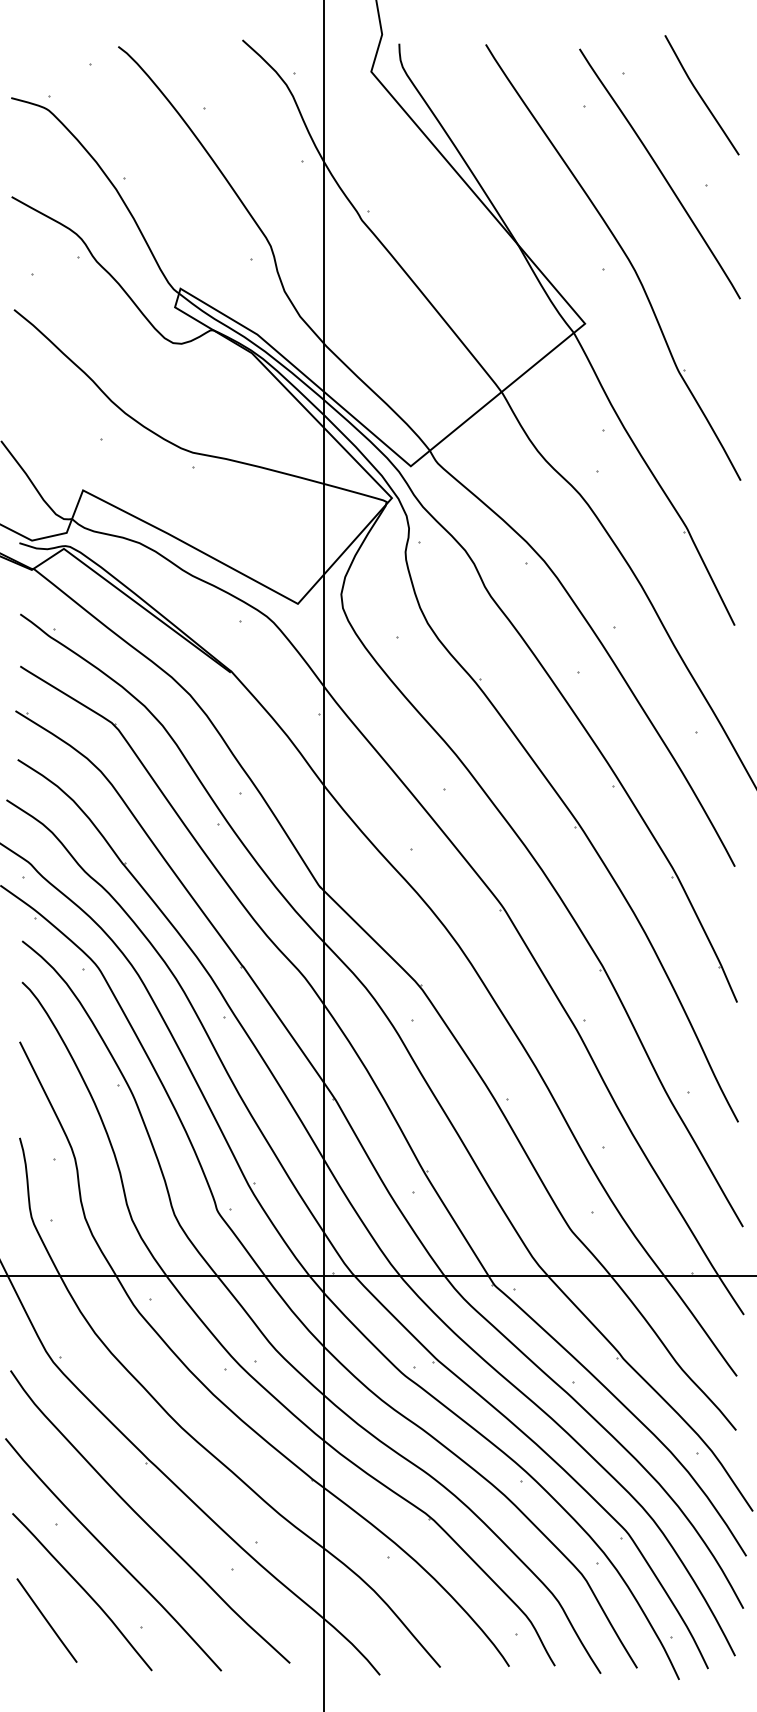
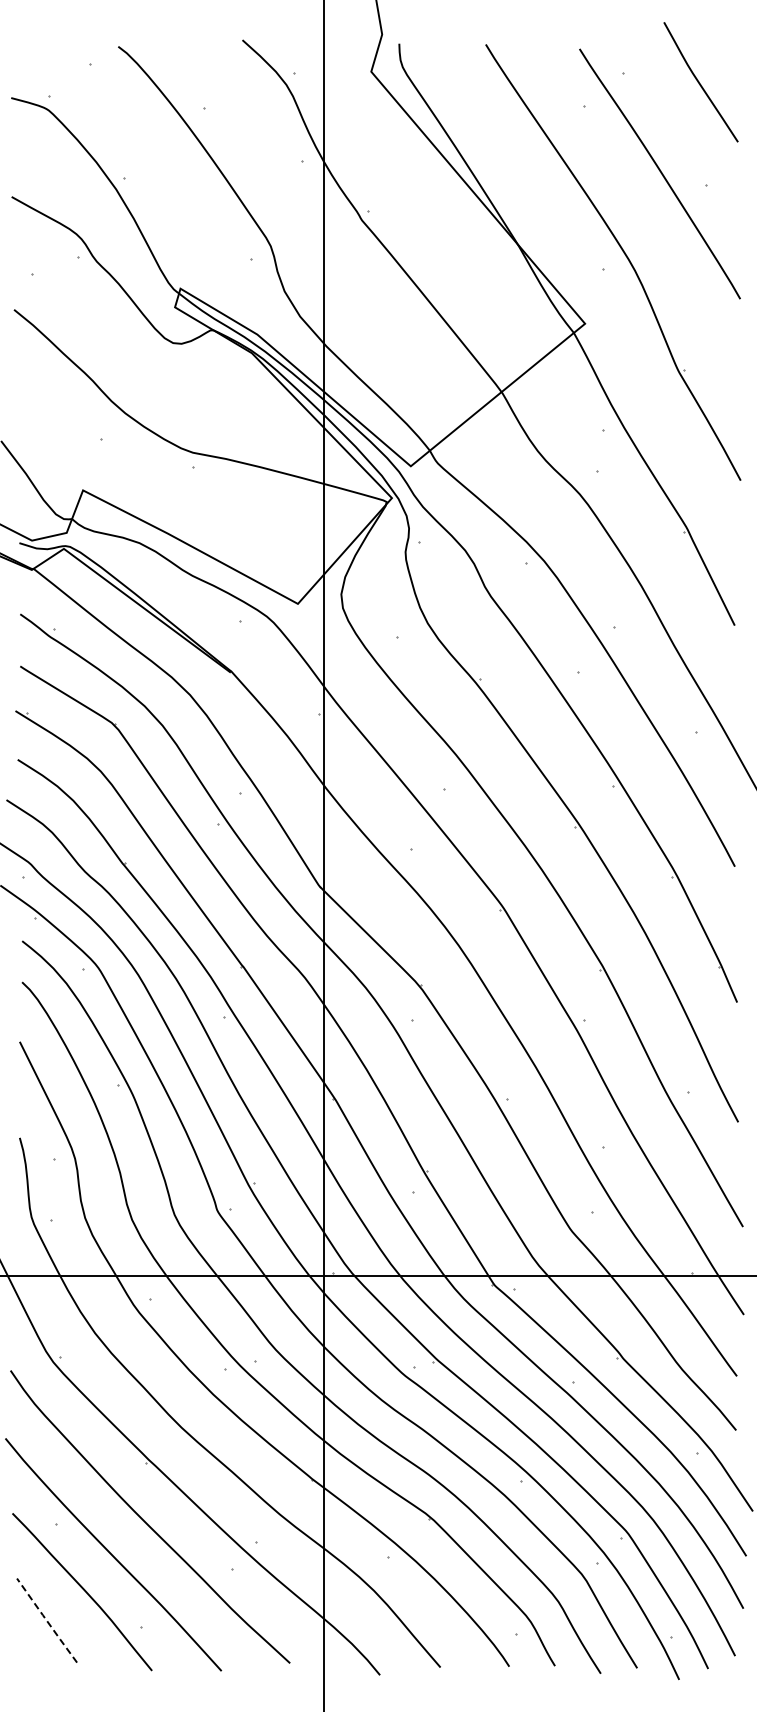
curve position: (700, 95) -> (699, 82) (699, 82)
line: solid -> dashed (46, 1620)
